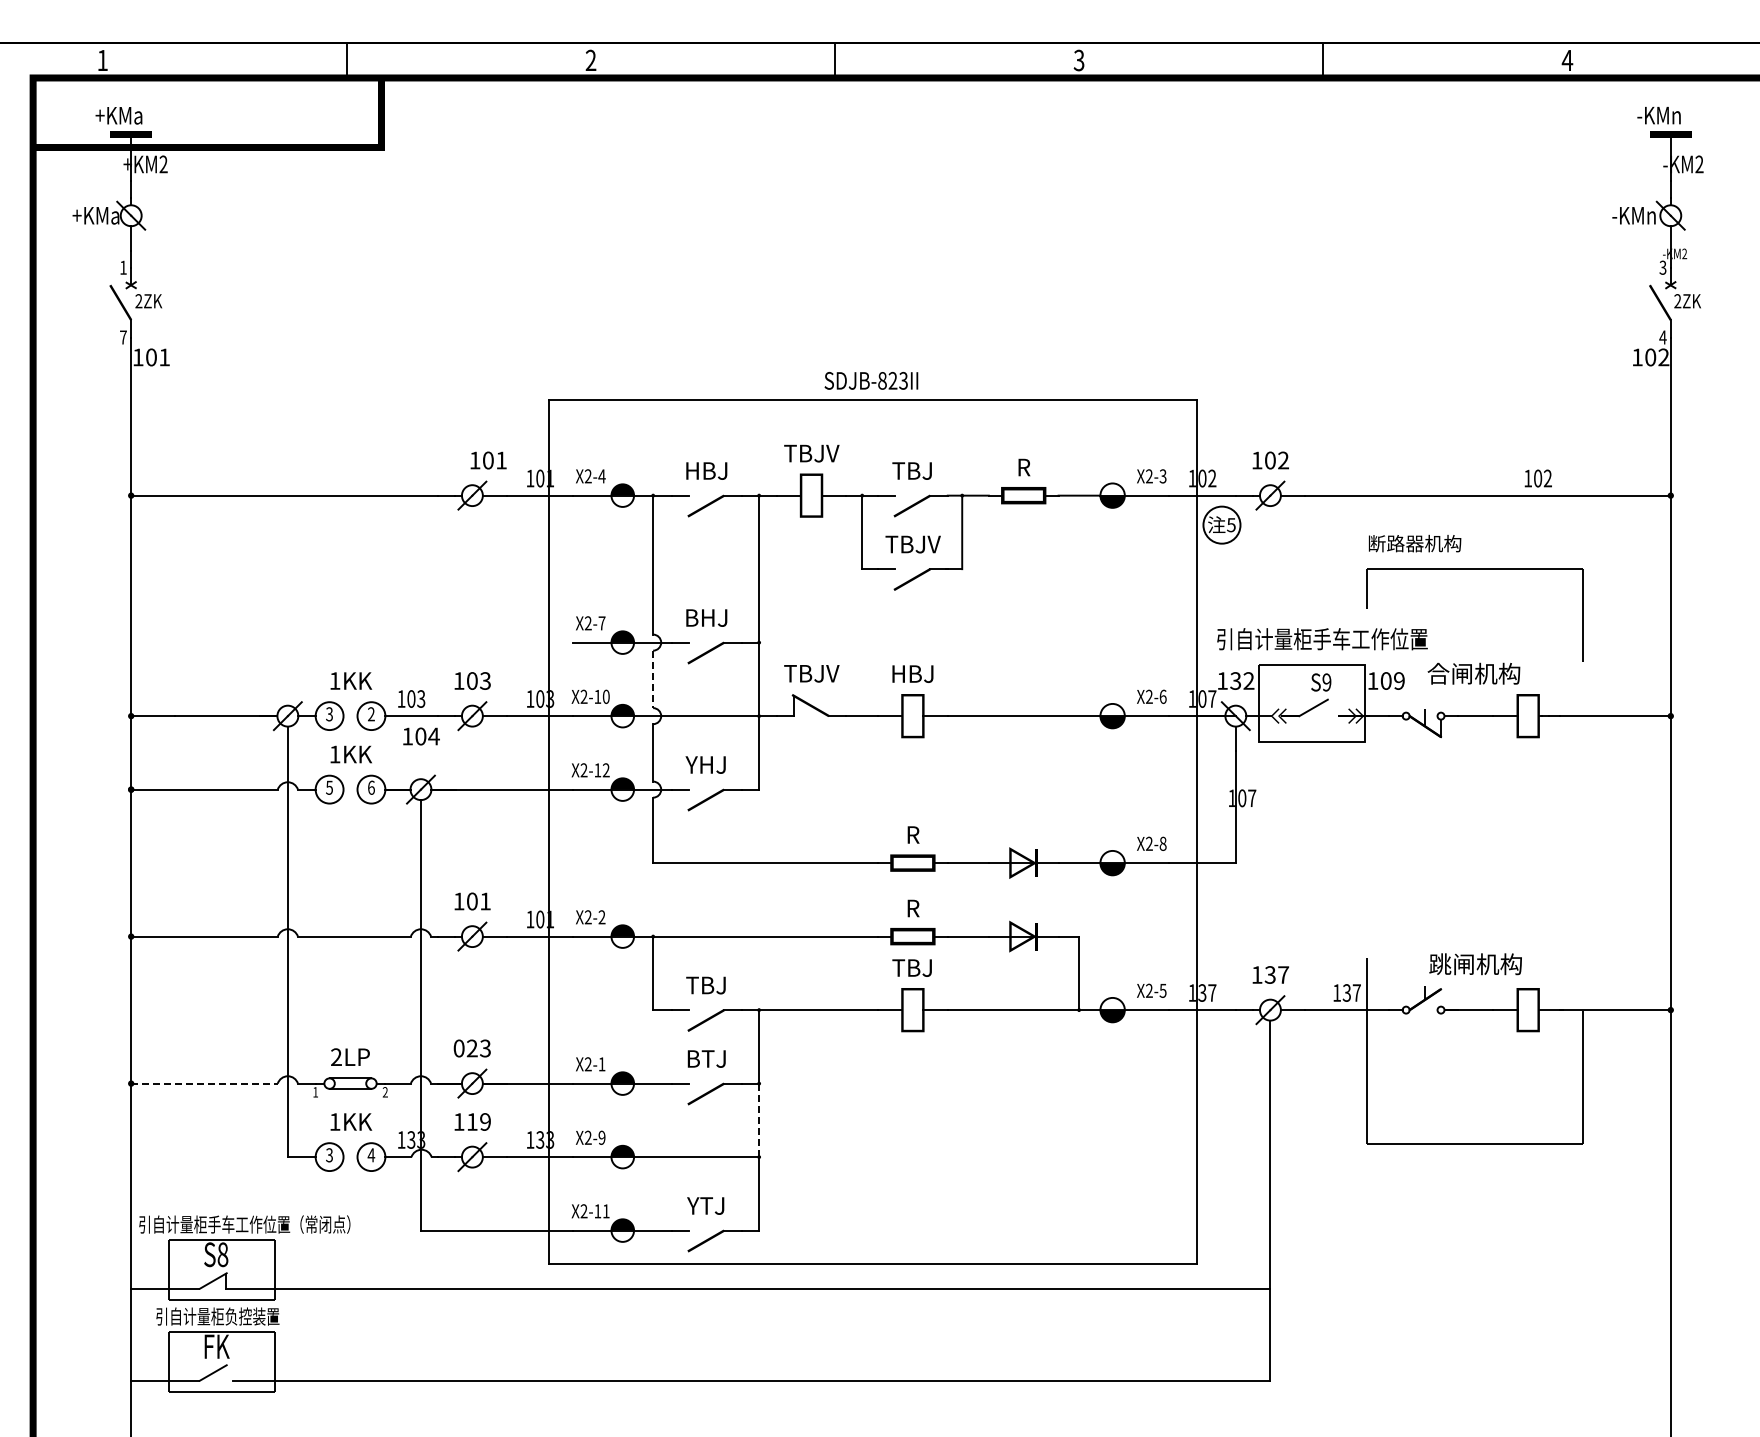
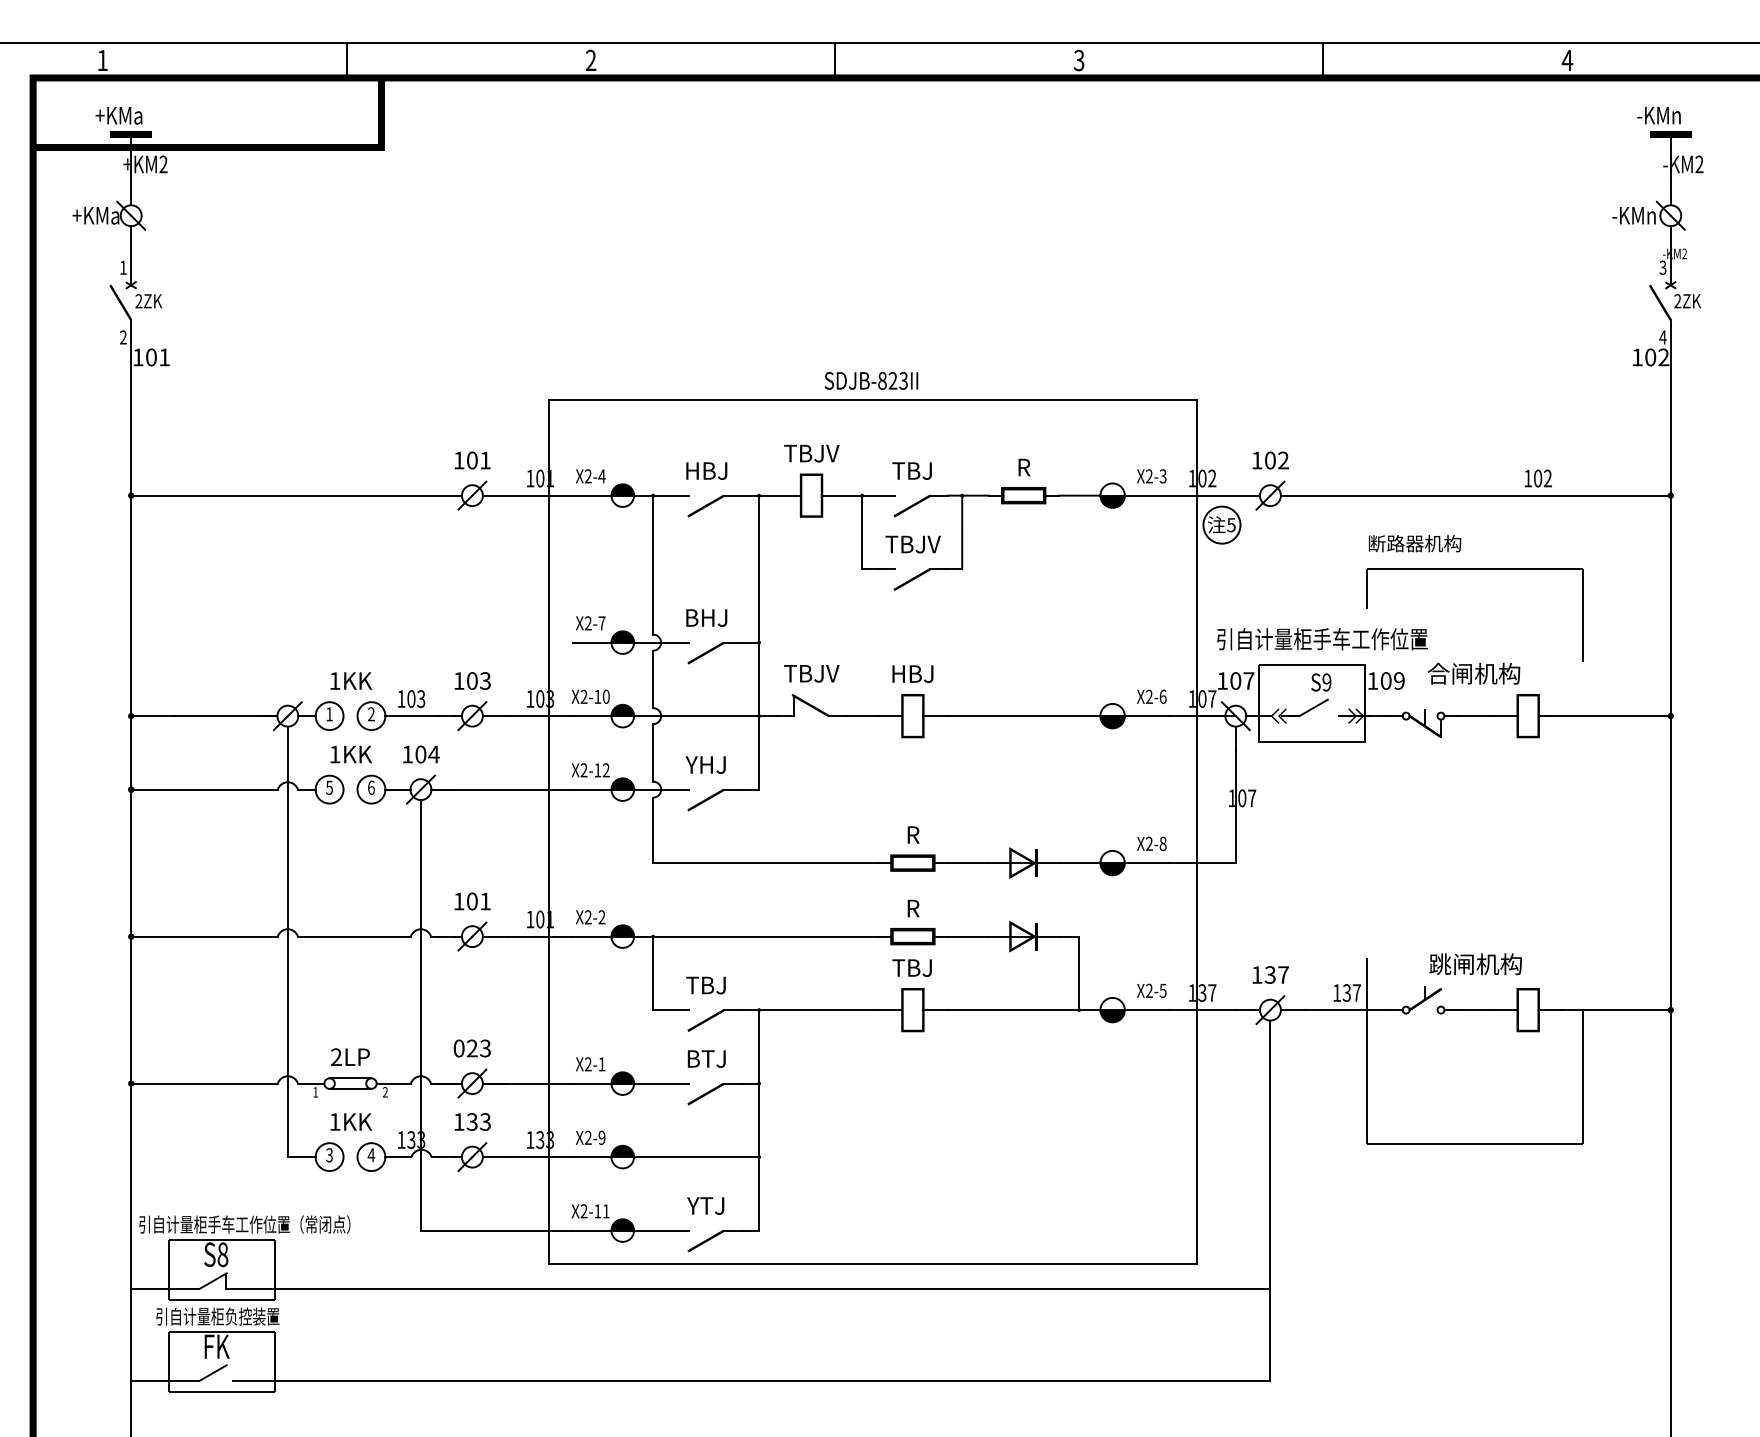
text: 7 -> 2 (123, 337)
text position: (488, 460) -> (472, 460) (472, 460)
line: dashed -> solid (653, 679)
text: 132 -> 107 (1242, 680)
text: 3 -> 1 (329, 714)
text position: (421, 736) -> (421, 754) (421, 754)
line: dashed -> solid (205, 1083)
line: dashed -> solid (759, 1120)
text: 119 -> 133 (478, 1121)
